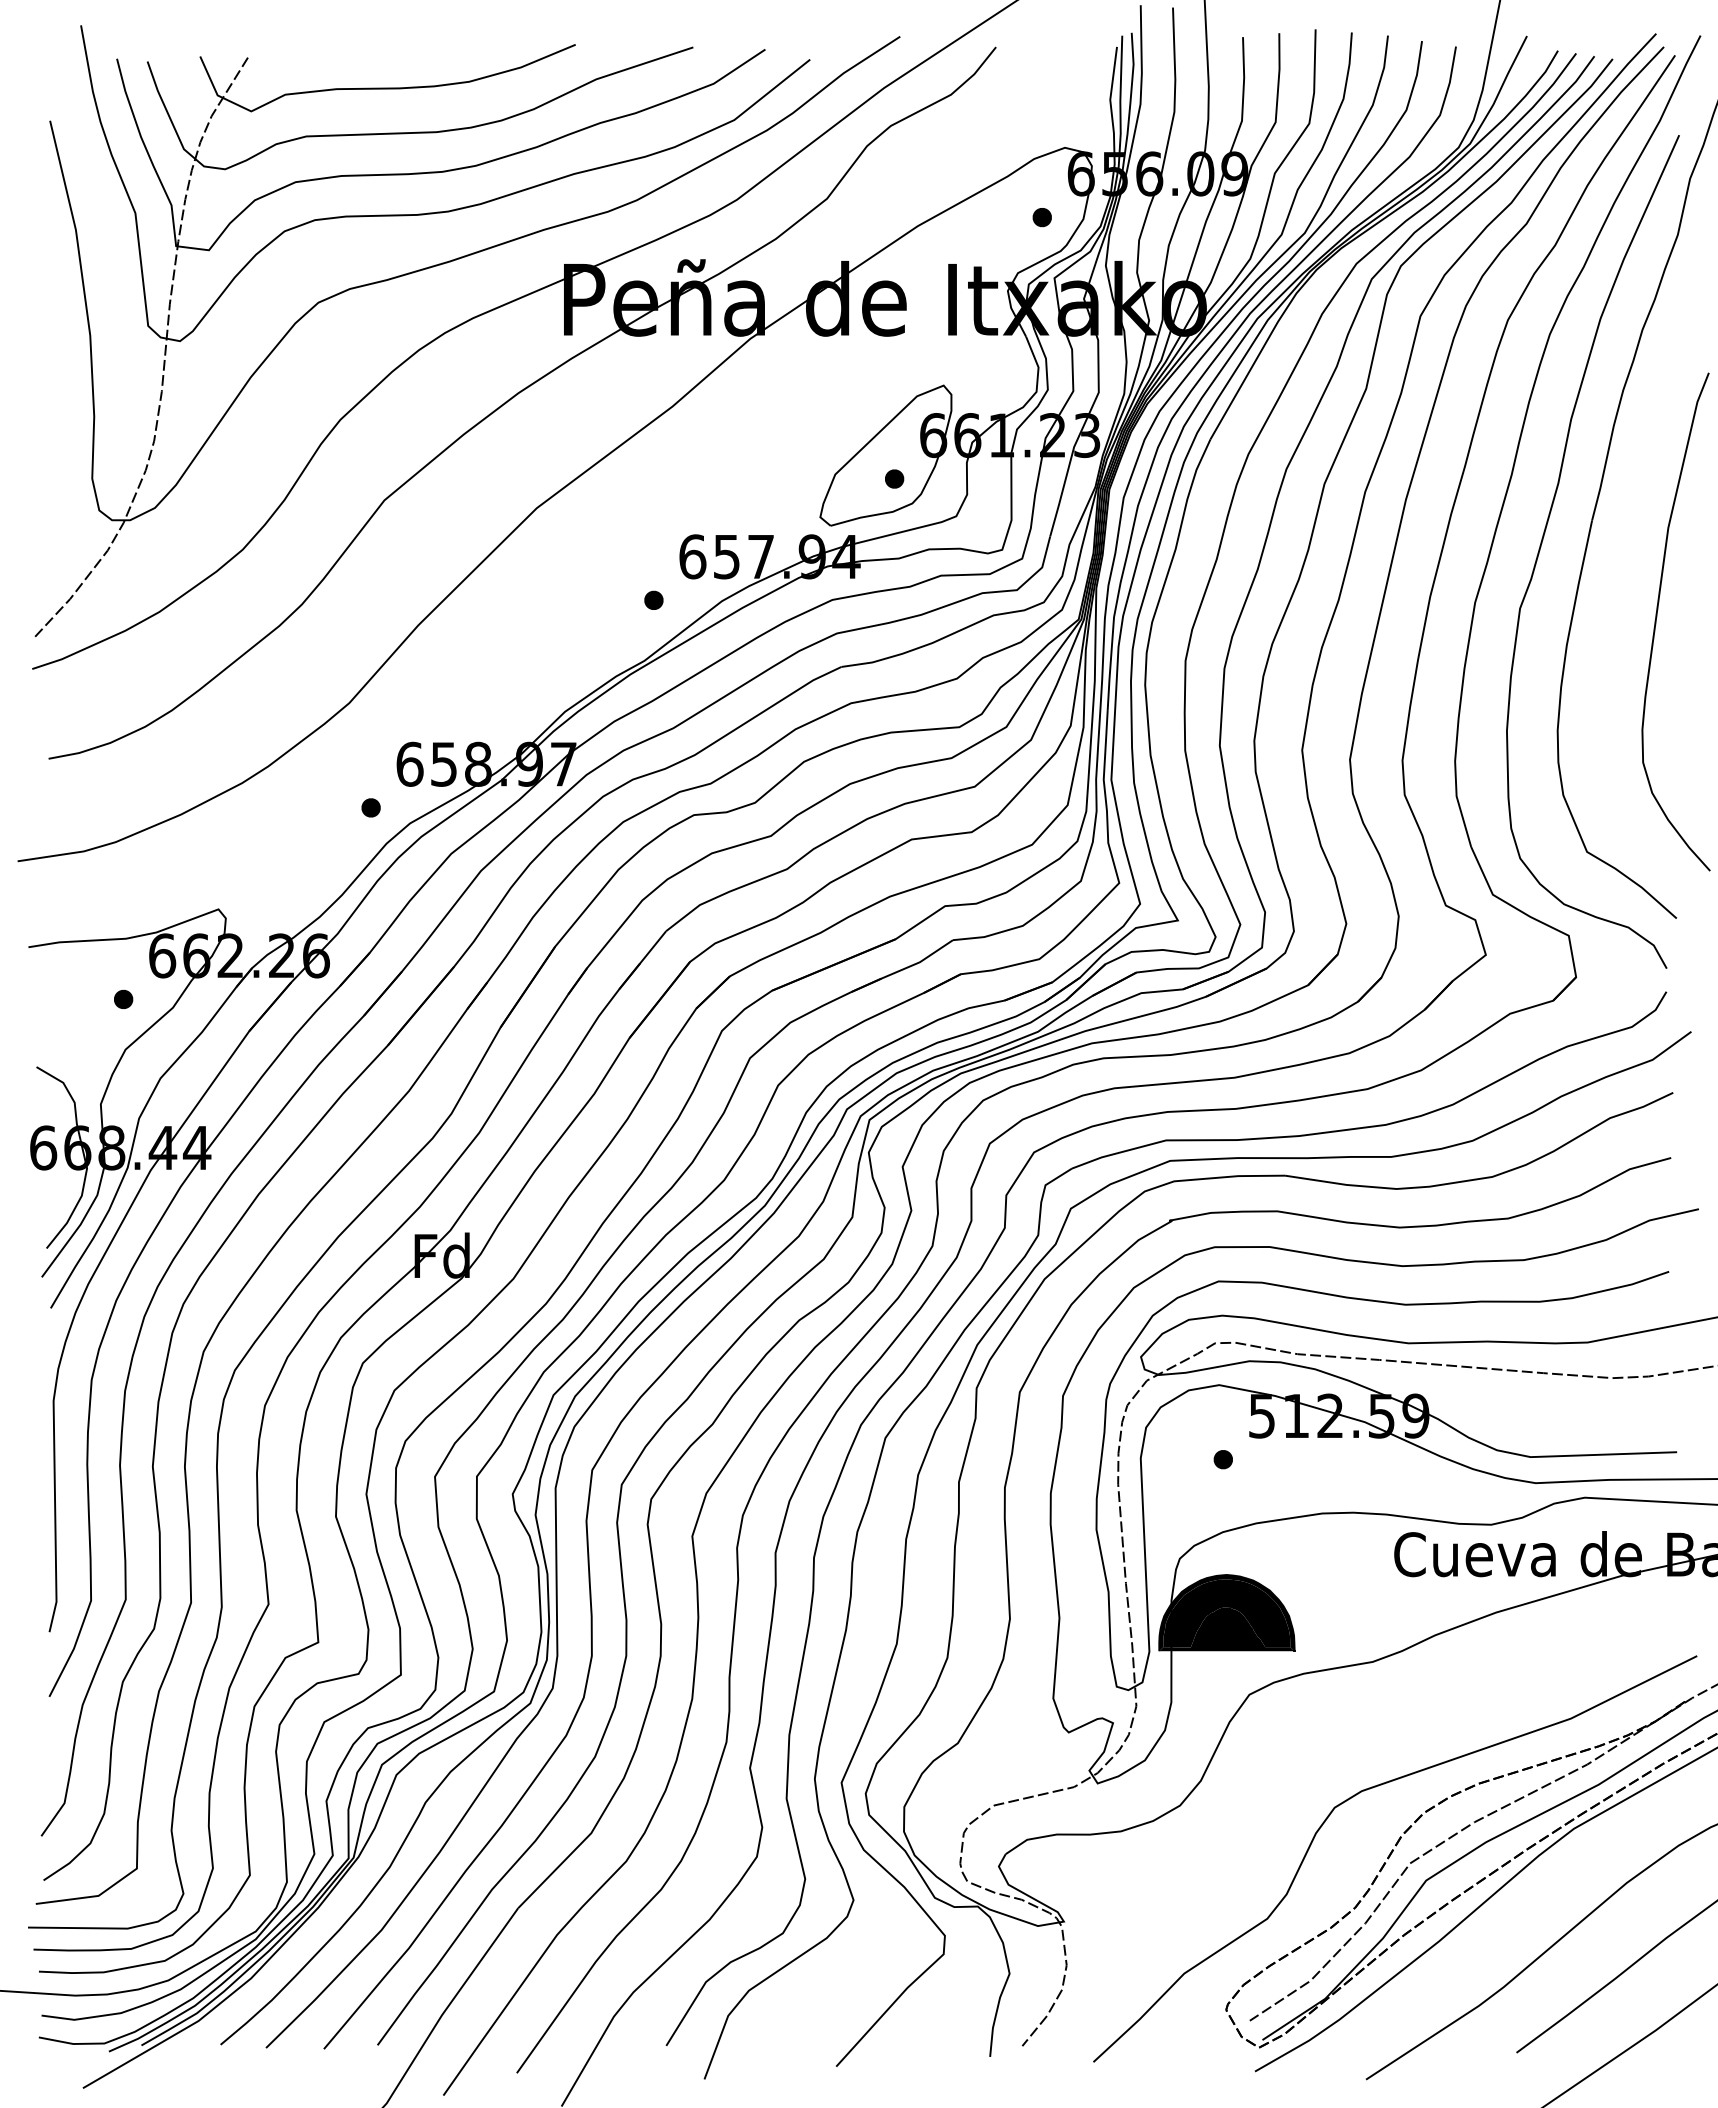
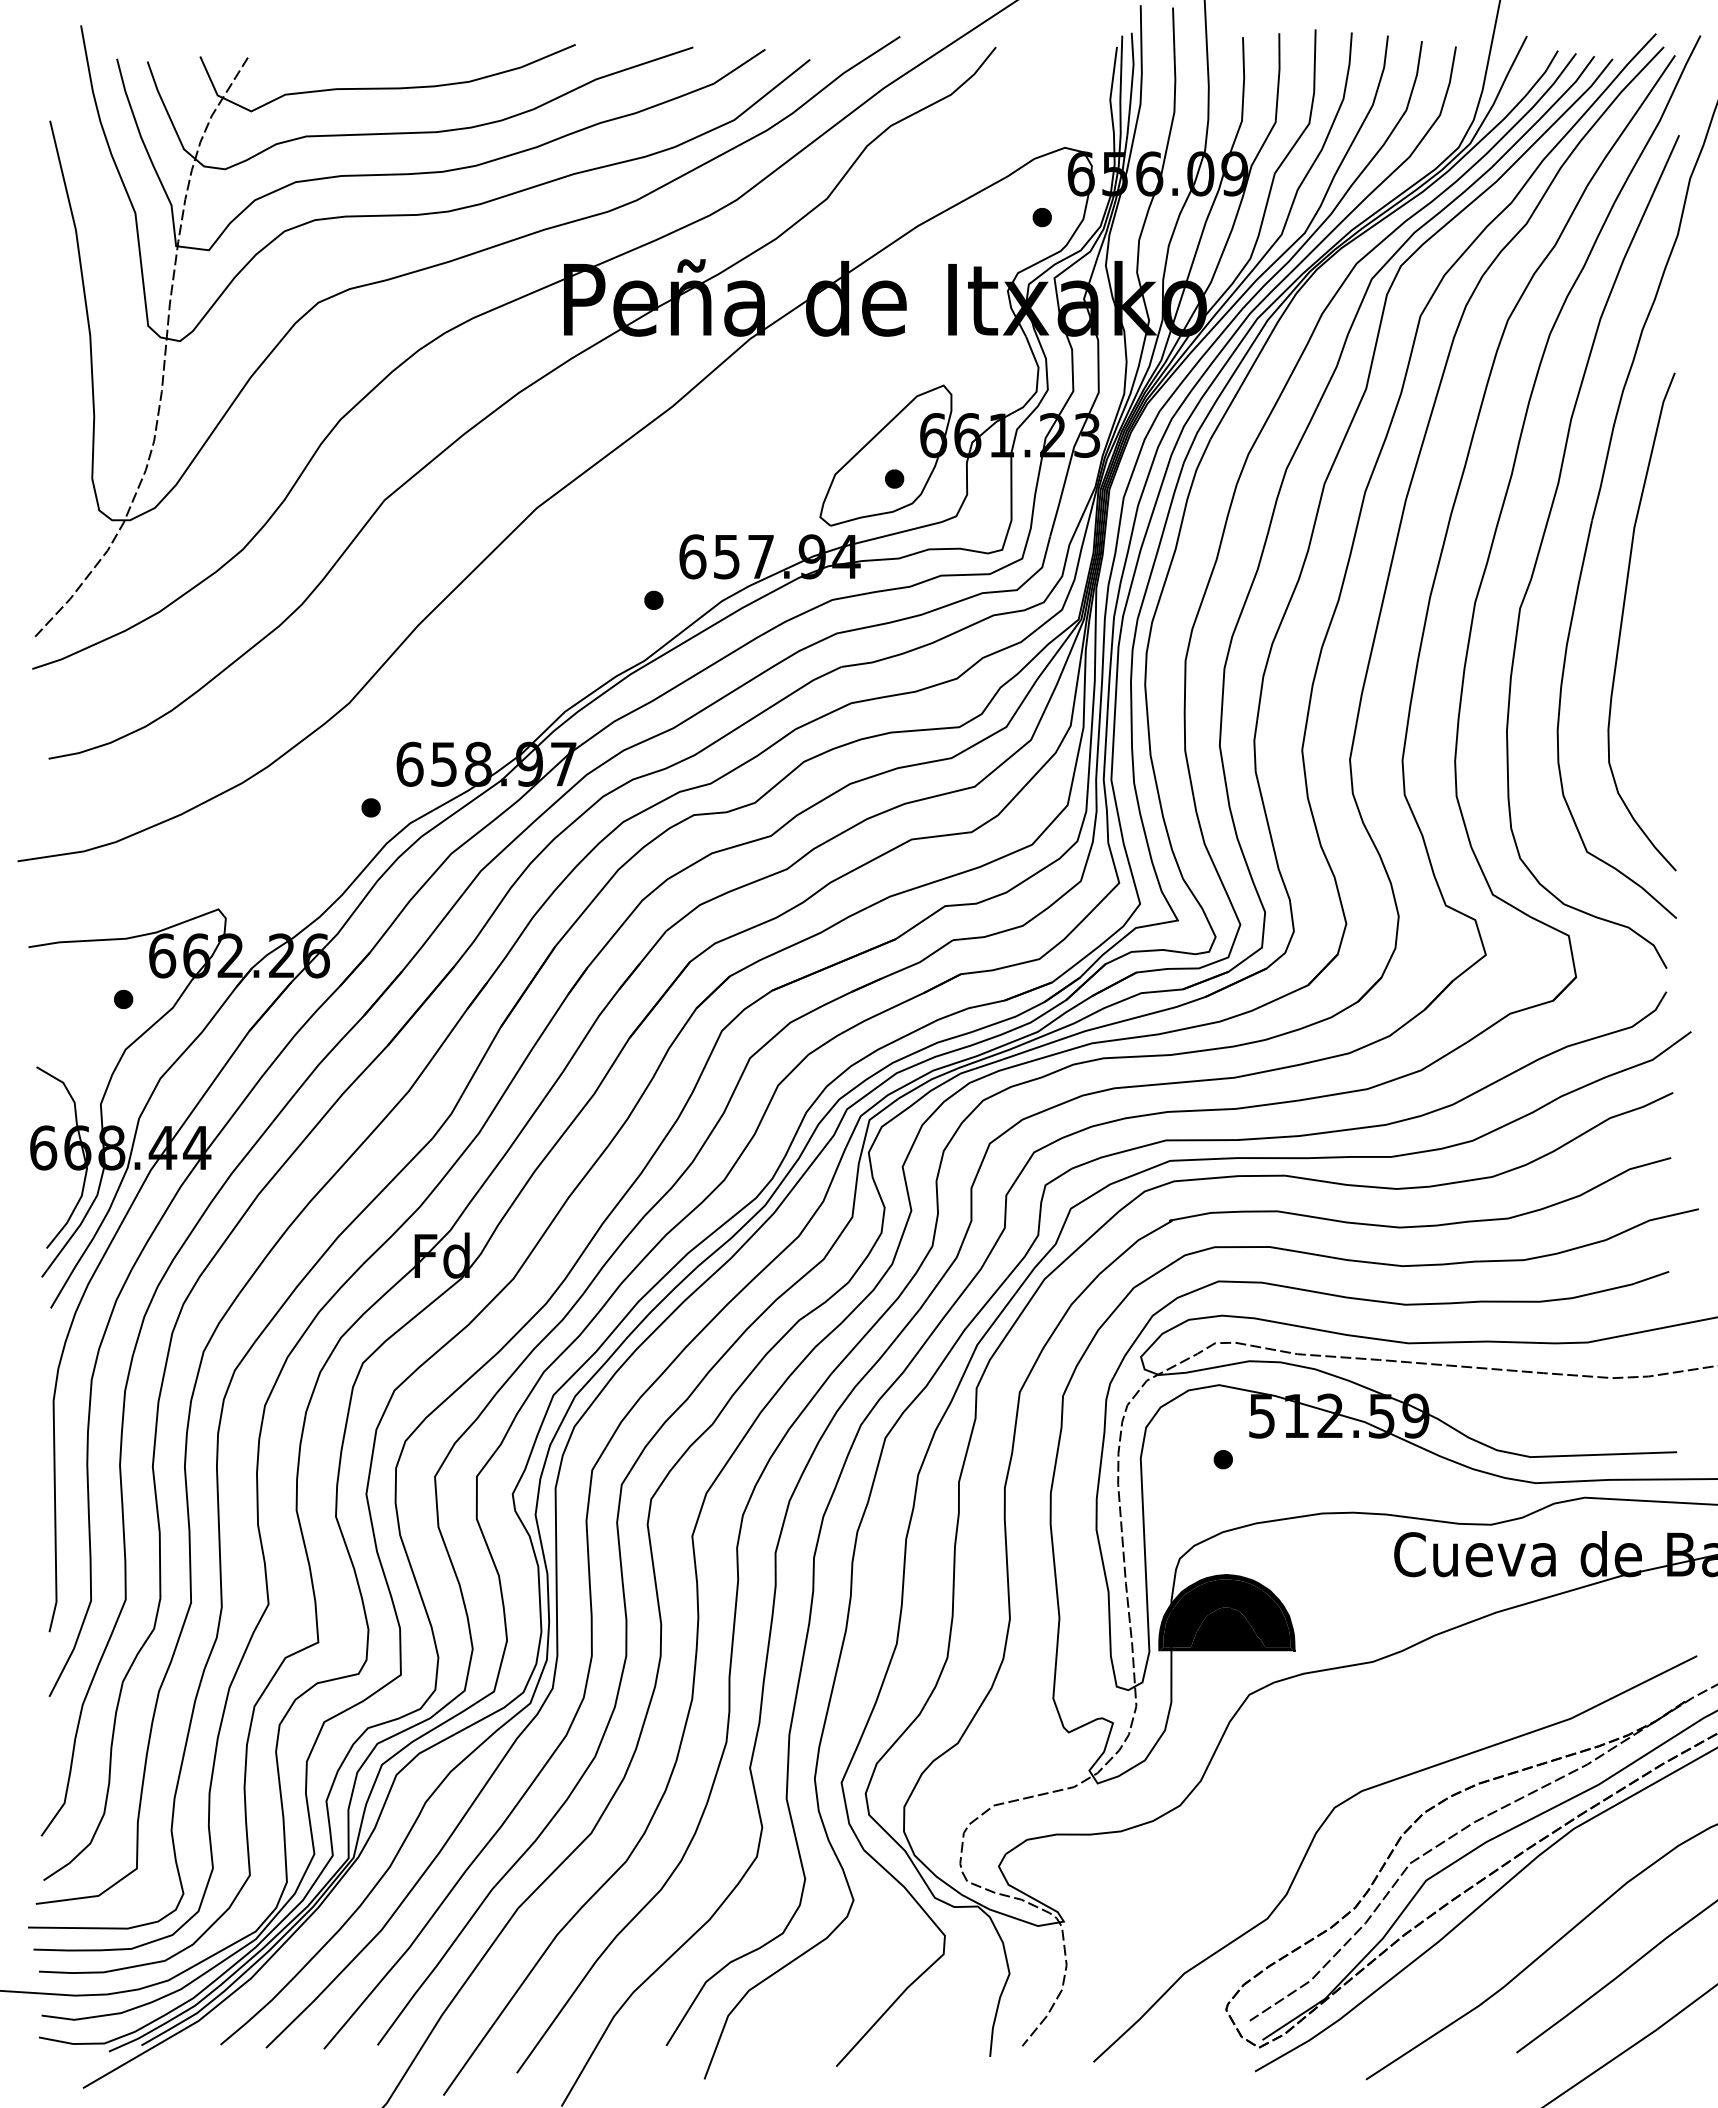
curve position: (1657, 617) -> (1623, 617) (1623, 617)
